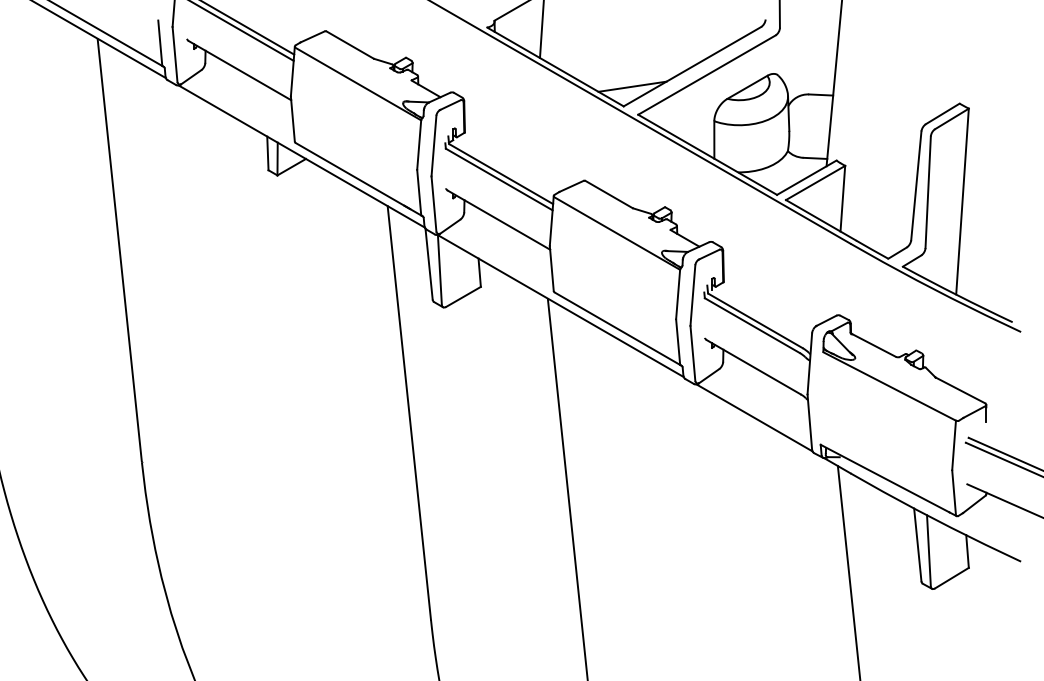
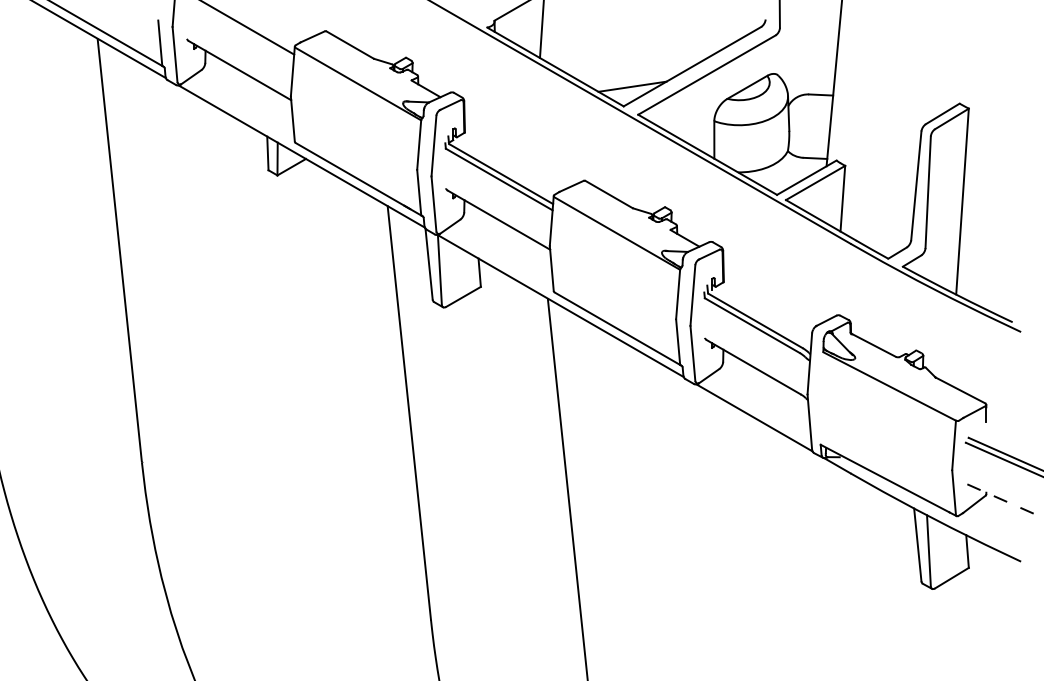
line: present -> none (242, 31)
line: solid -> dashed (1005, 501)
line: present -> none (848, 571)
